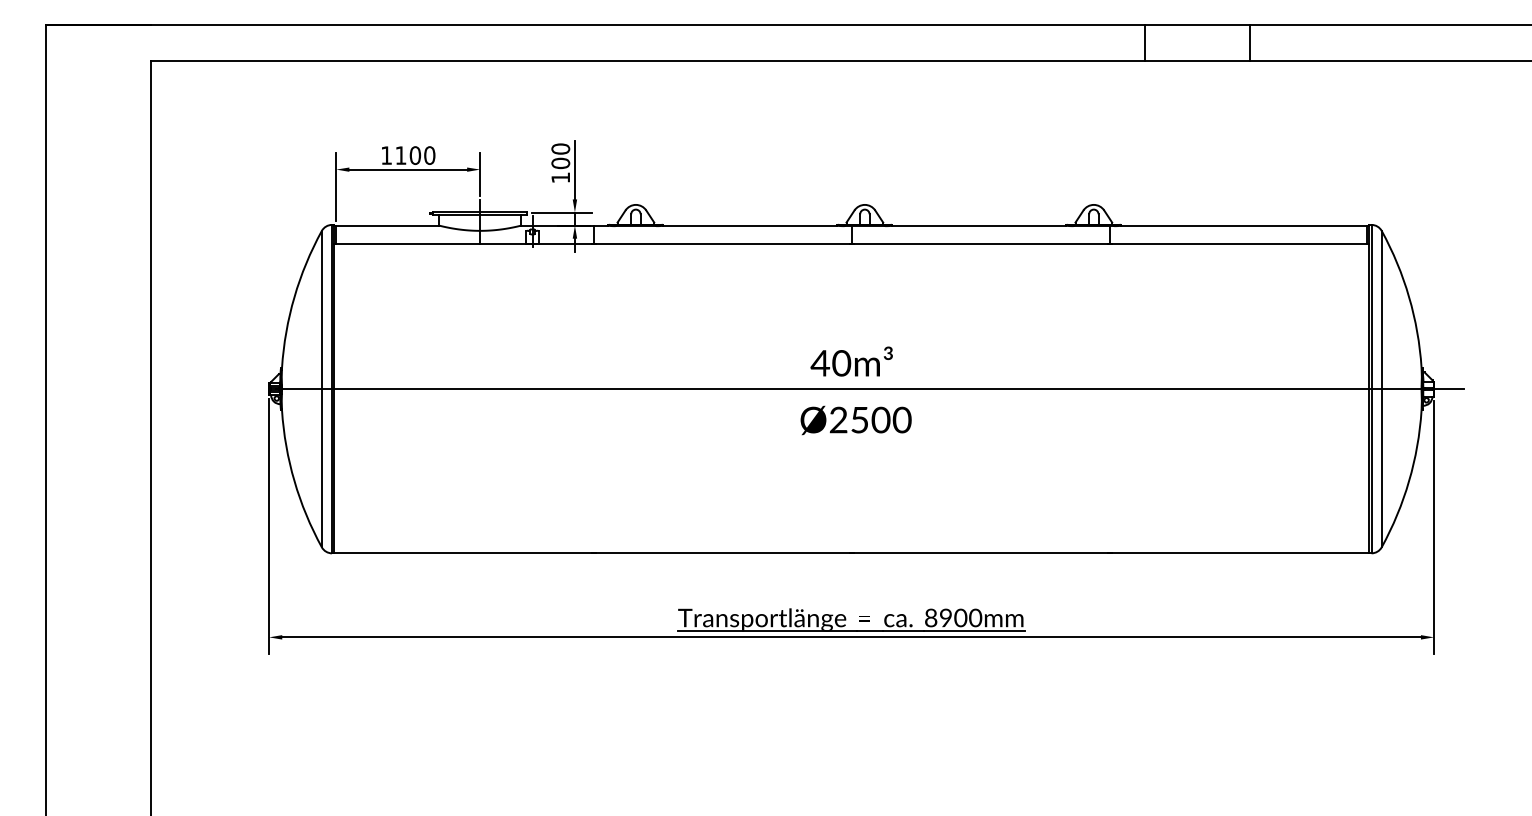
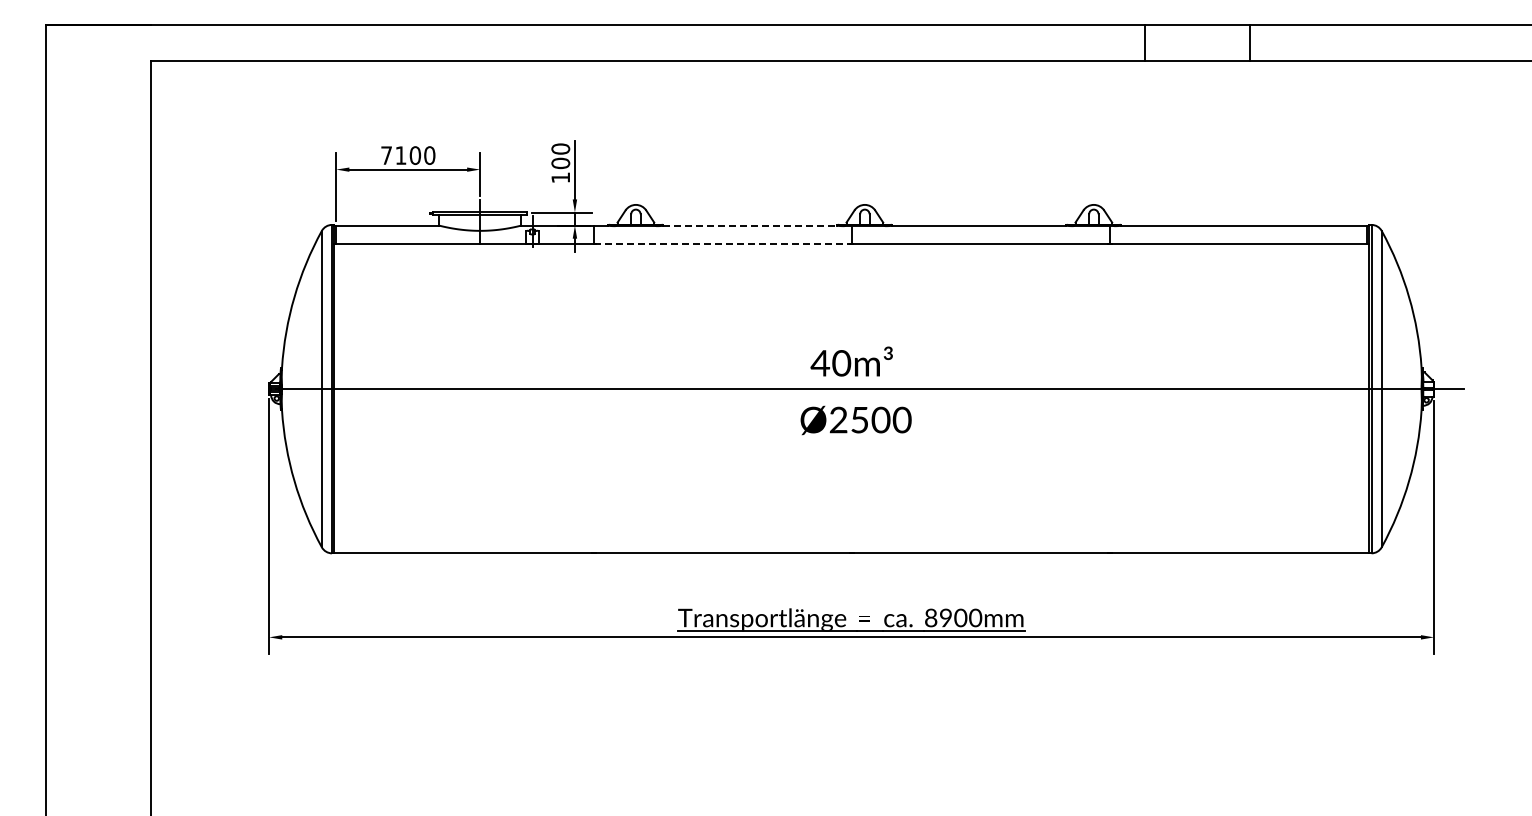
text: 1100 -> 7100 (386, 155)
line: solid -> dashed (750, 225)
line: solid -> dashed (722, 243)
